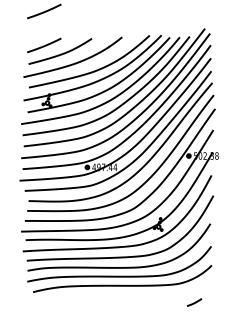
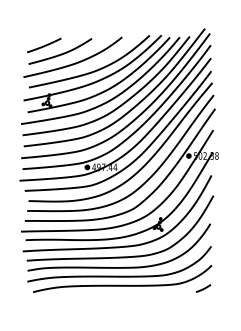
line: present -> none (44, 11)
line position: (194, 302) -> (203, 288) (203, 288)
